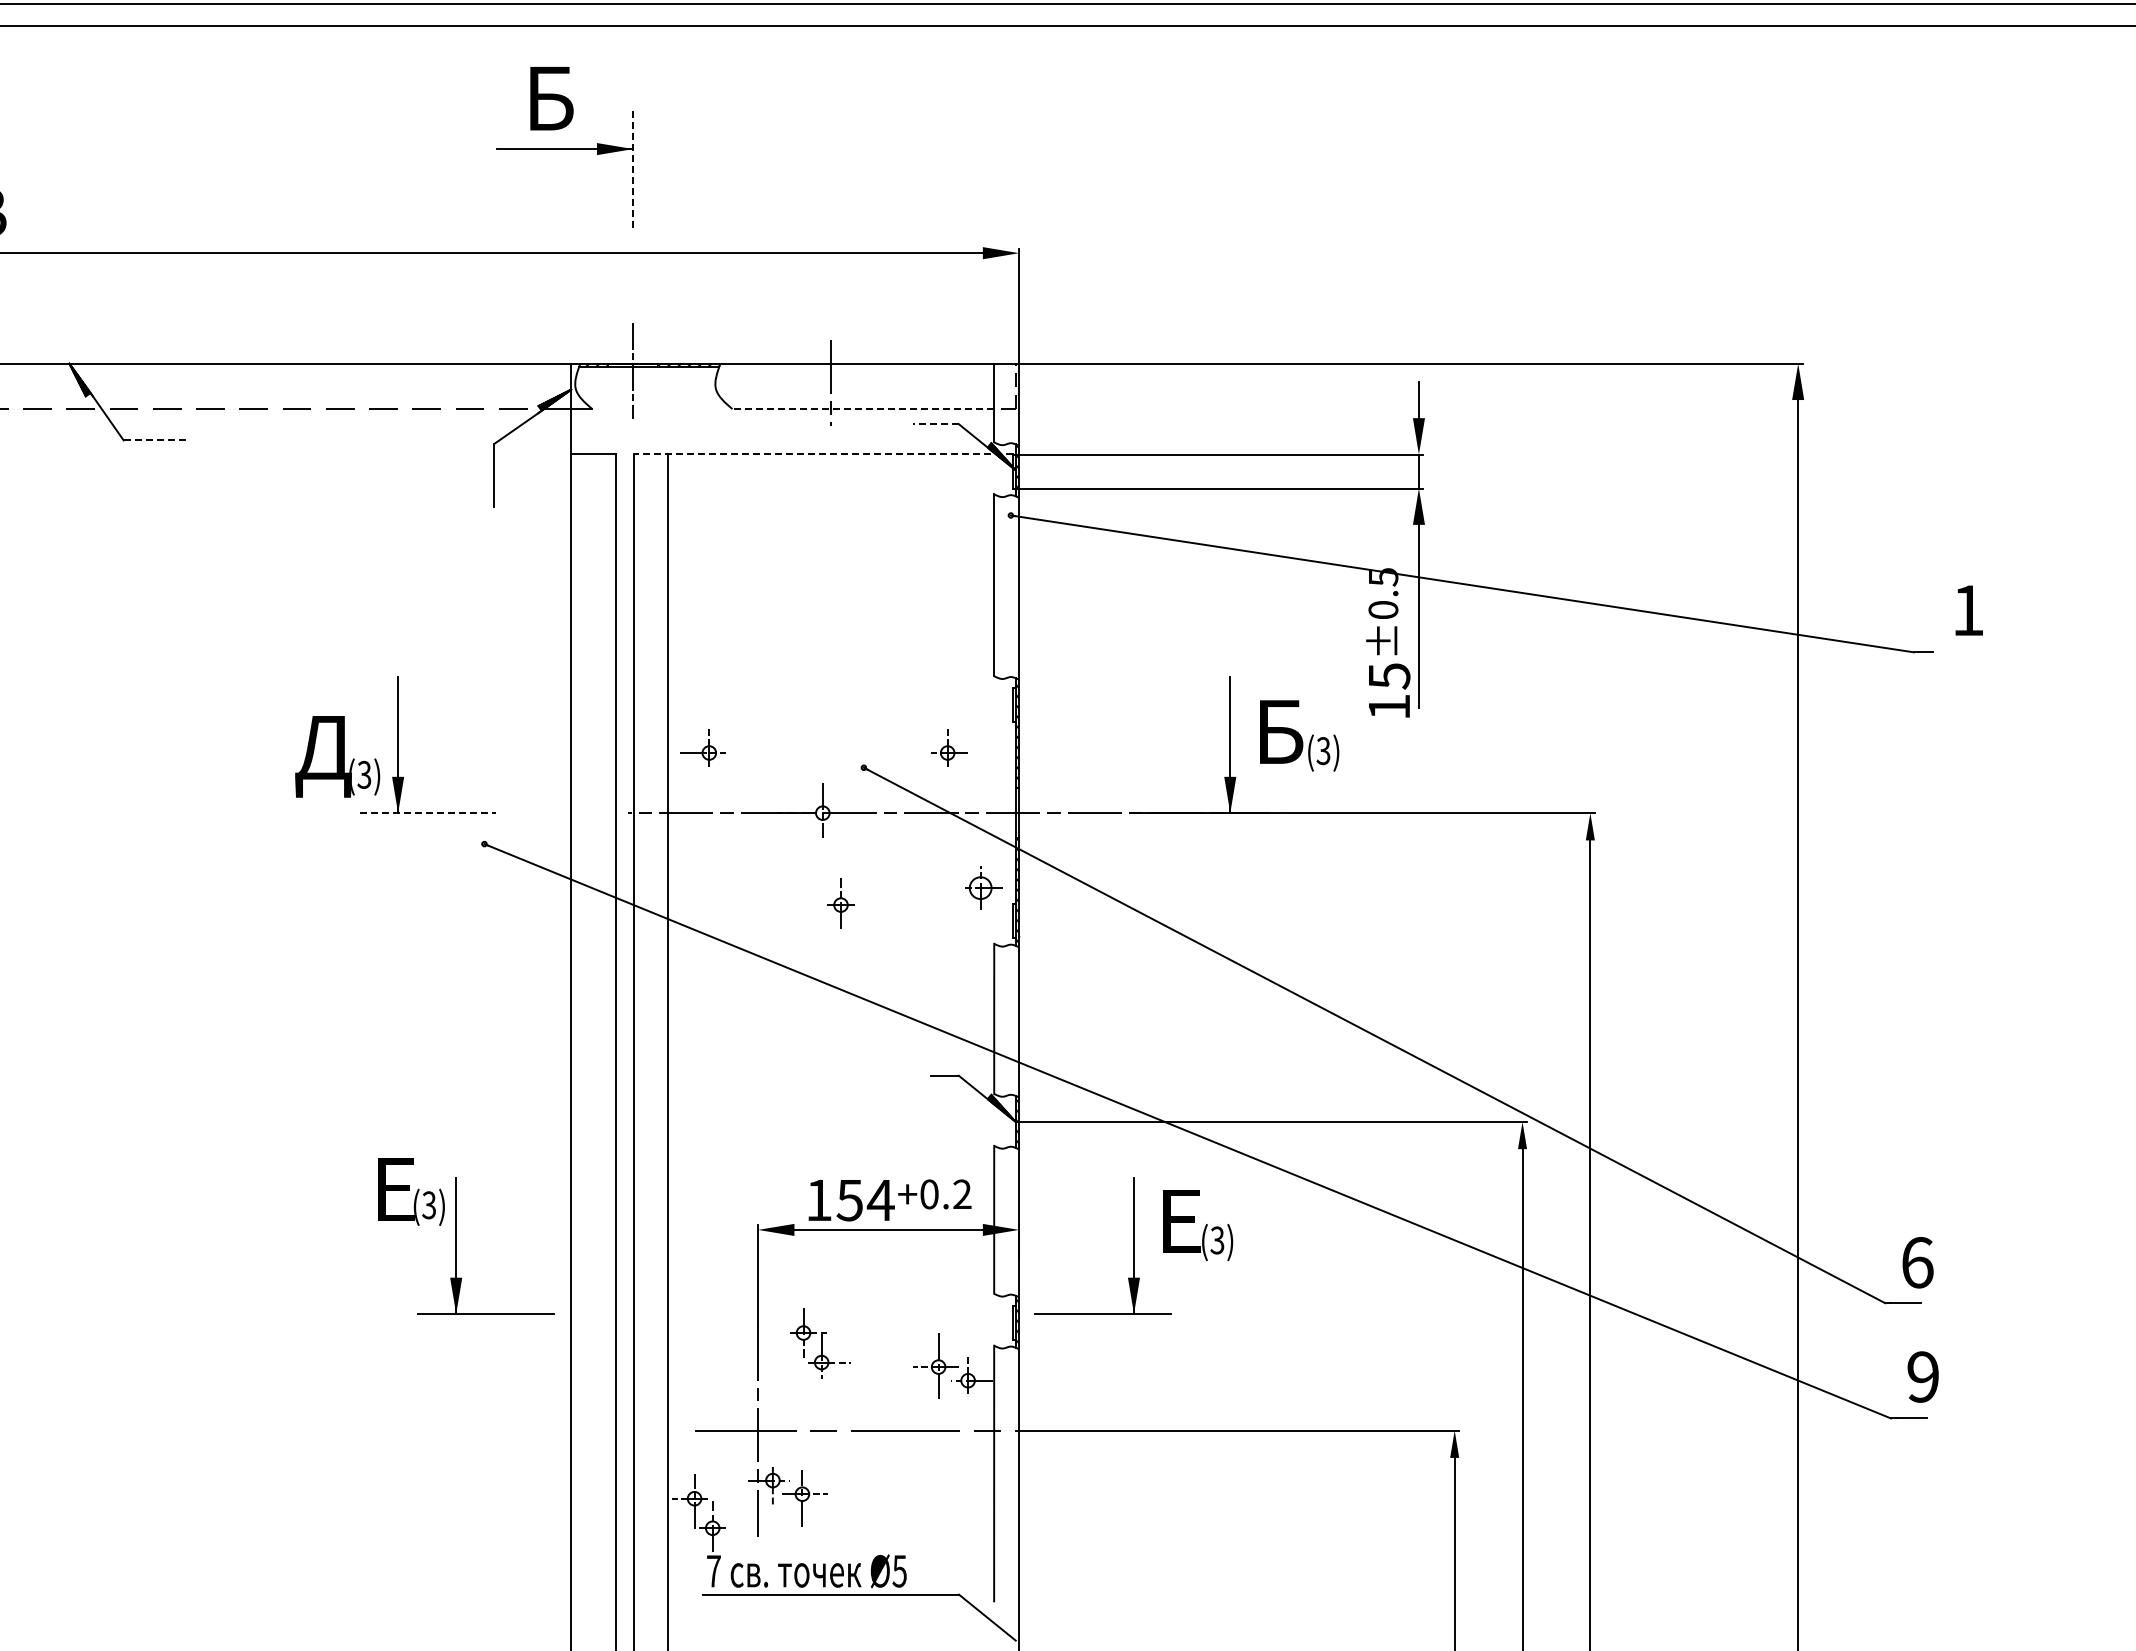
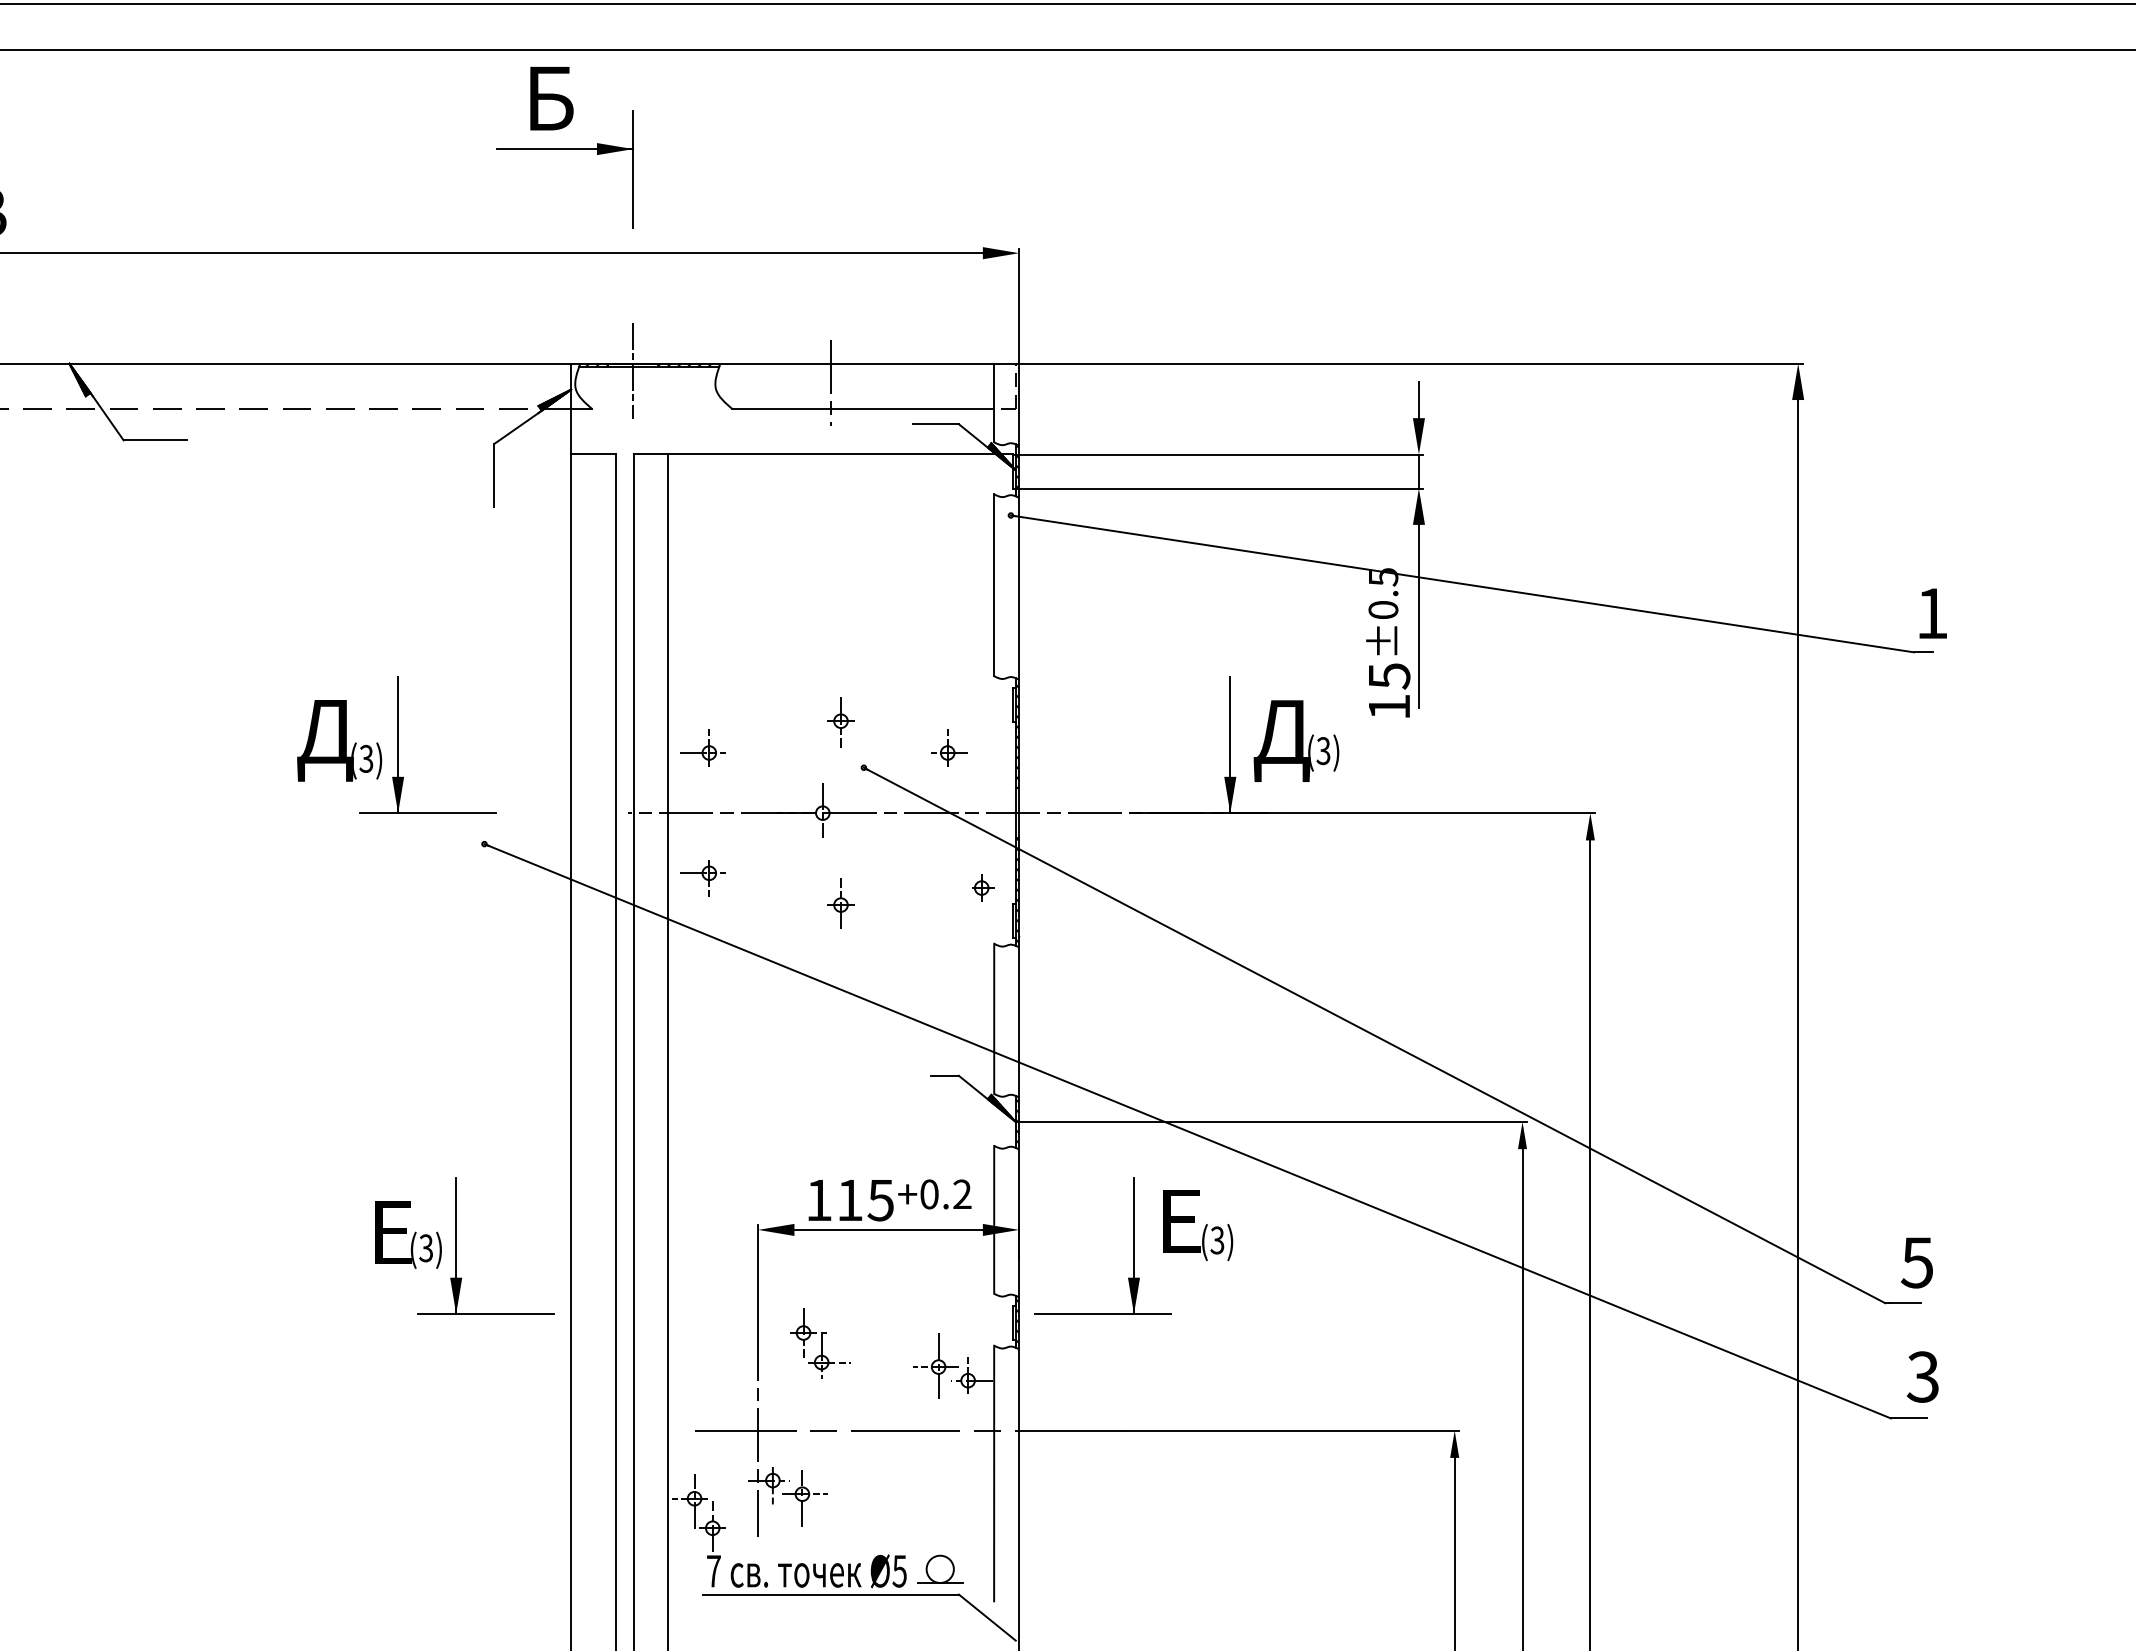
line position: (1067, 25) -> (1067, 49) (1067, 49)
line: dashed -> solid (633, 169)
line: dashed -> solid (863, 409)
line: dashed -> solid (936, 424)
line: dashed -> solid (155, 440)
line: dashed -> solid (823, 454)
text position: (1968, 610) -> (1932, 613) (1932, 613)
part: none -> present (840, 722)
text: Б -> Д (1281, 740)
text position: (337, 756) -> (339, 740) (339, 740)
line: dashed -> solid (428, 813)
part: none -> present (702, 878)
part size: 38x44 px -> 23x28 px (983, 887)
text position: (411, 1191) -> (408, 1234) (408, 1234)
text: 154 -> 115 (865, 1200)
text: 6 -> 5 (1917, 1262)
text: 9 -> 3 (1922, 1376)
part: none -> present (940, 1568)
